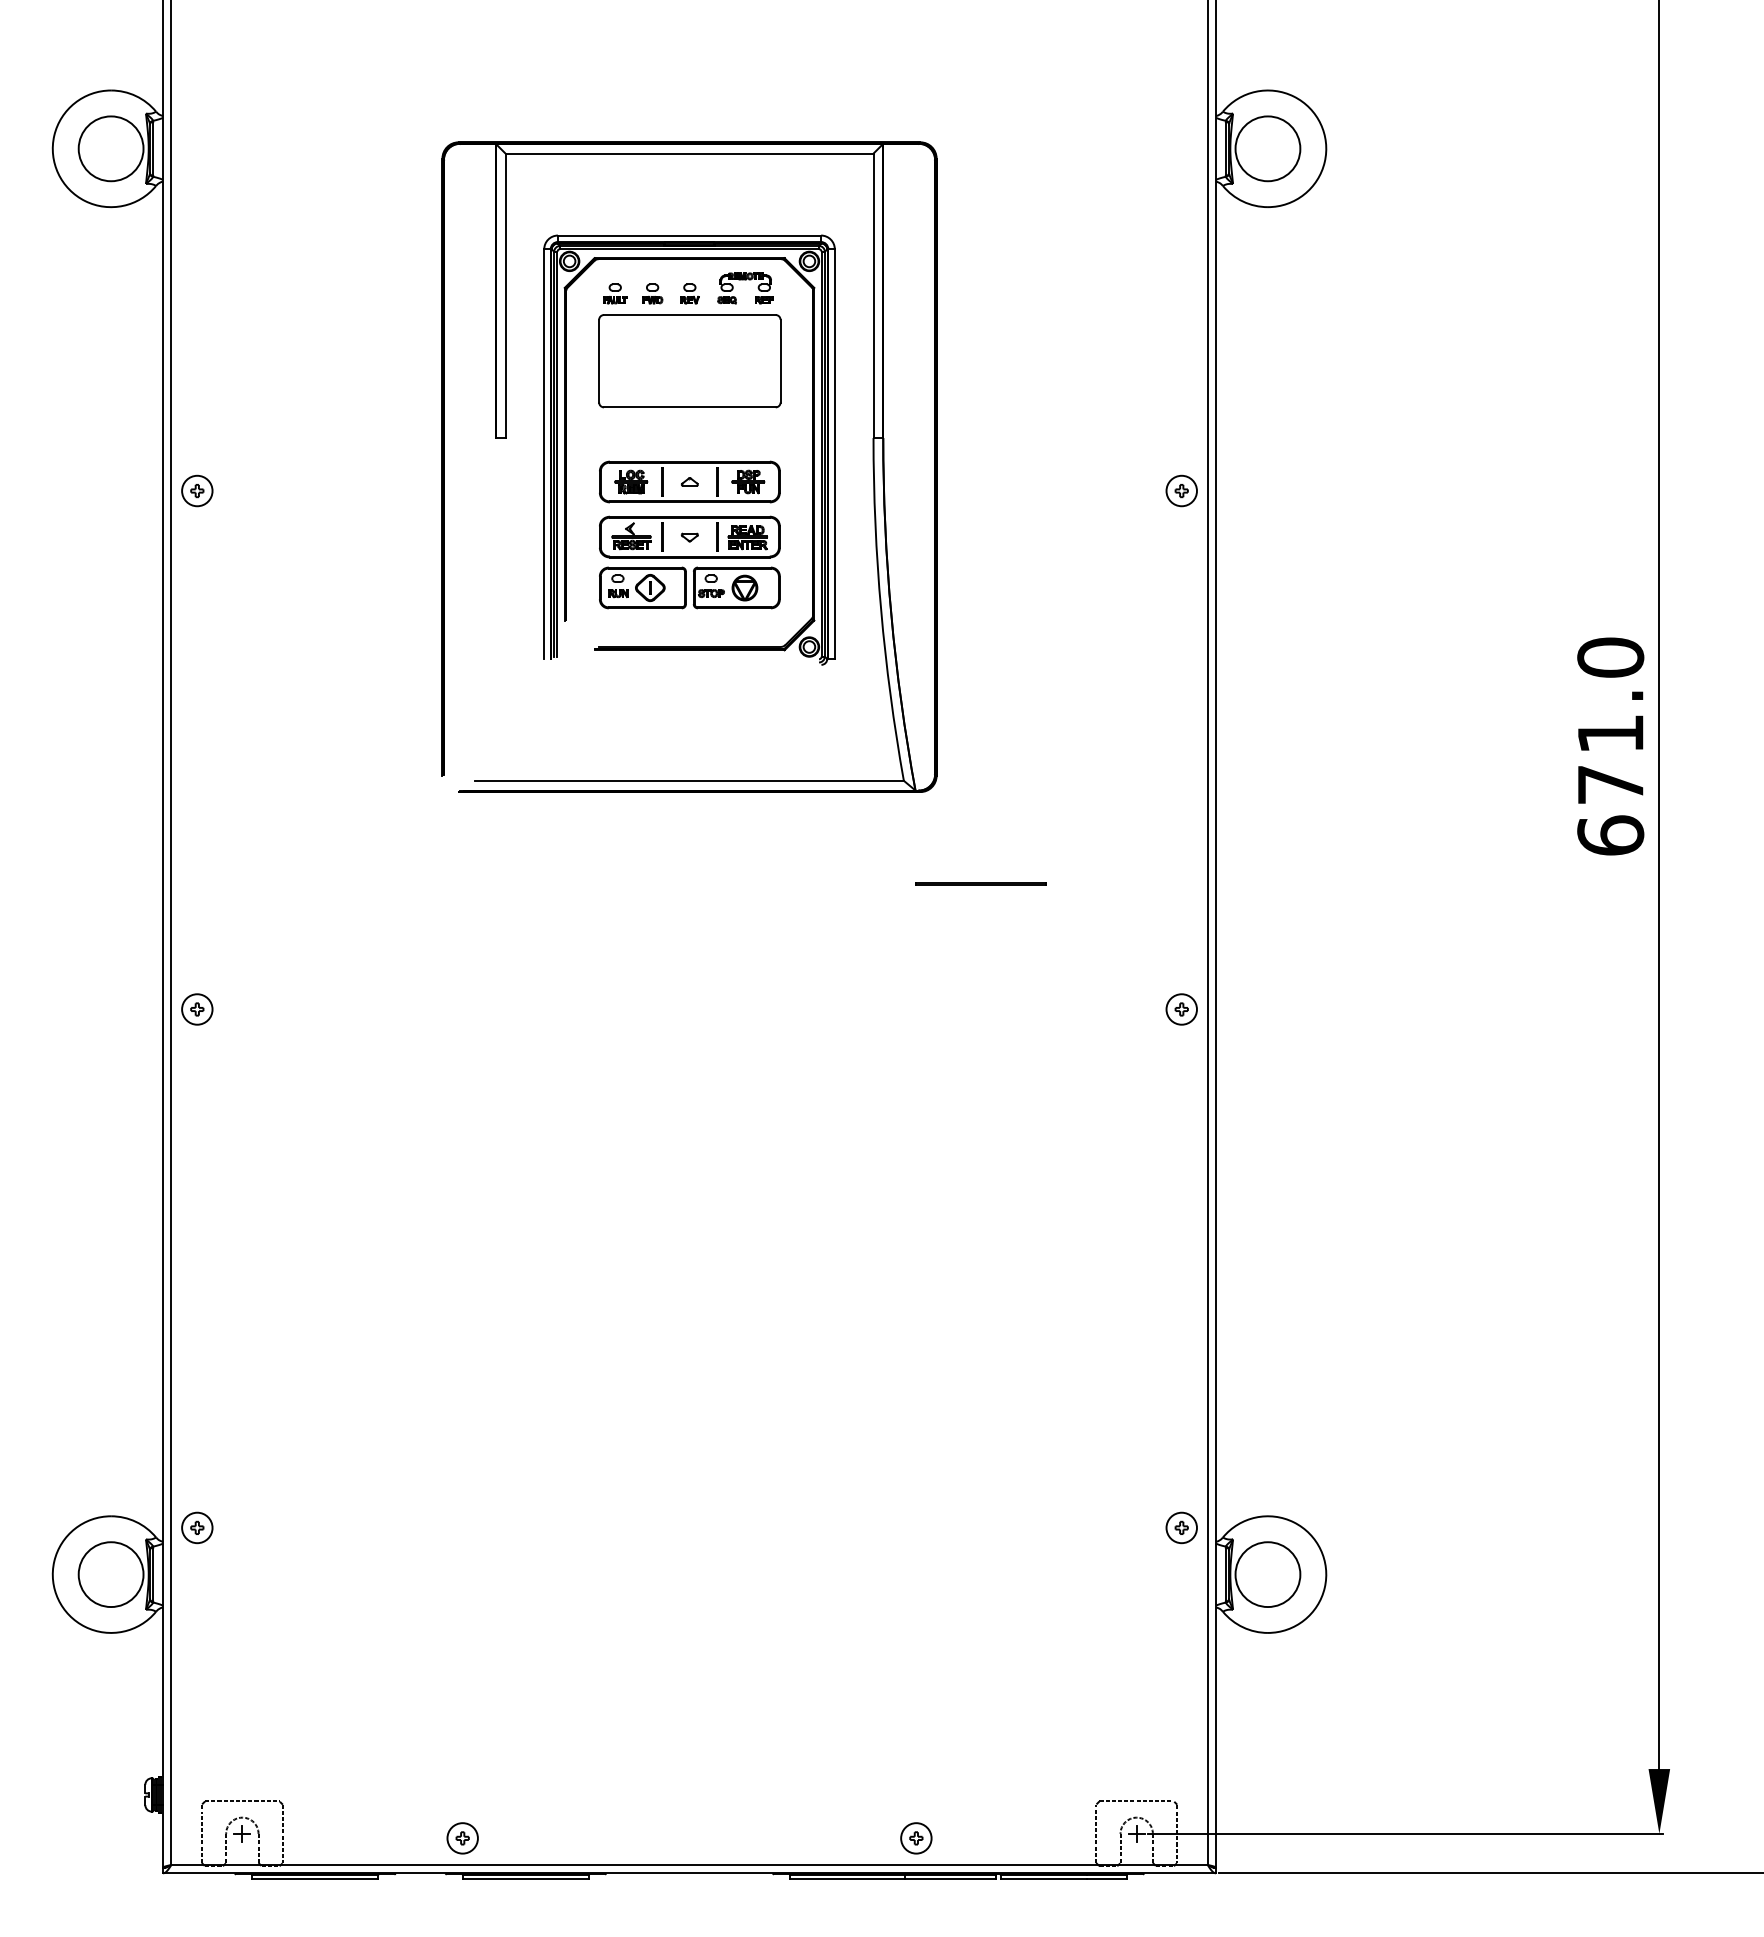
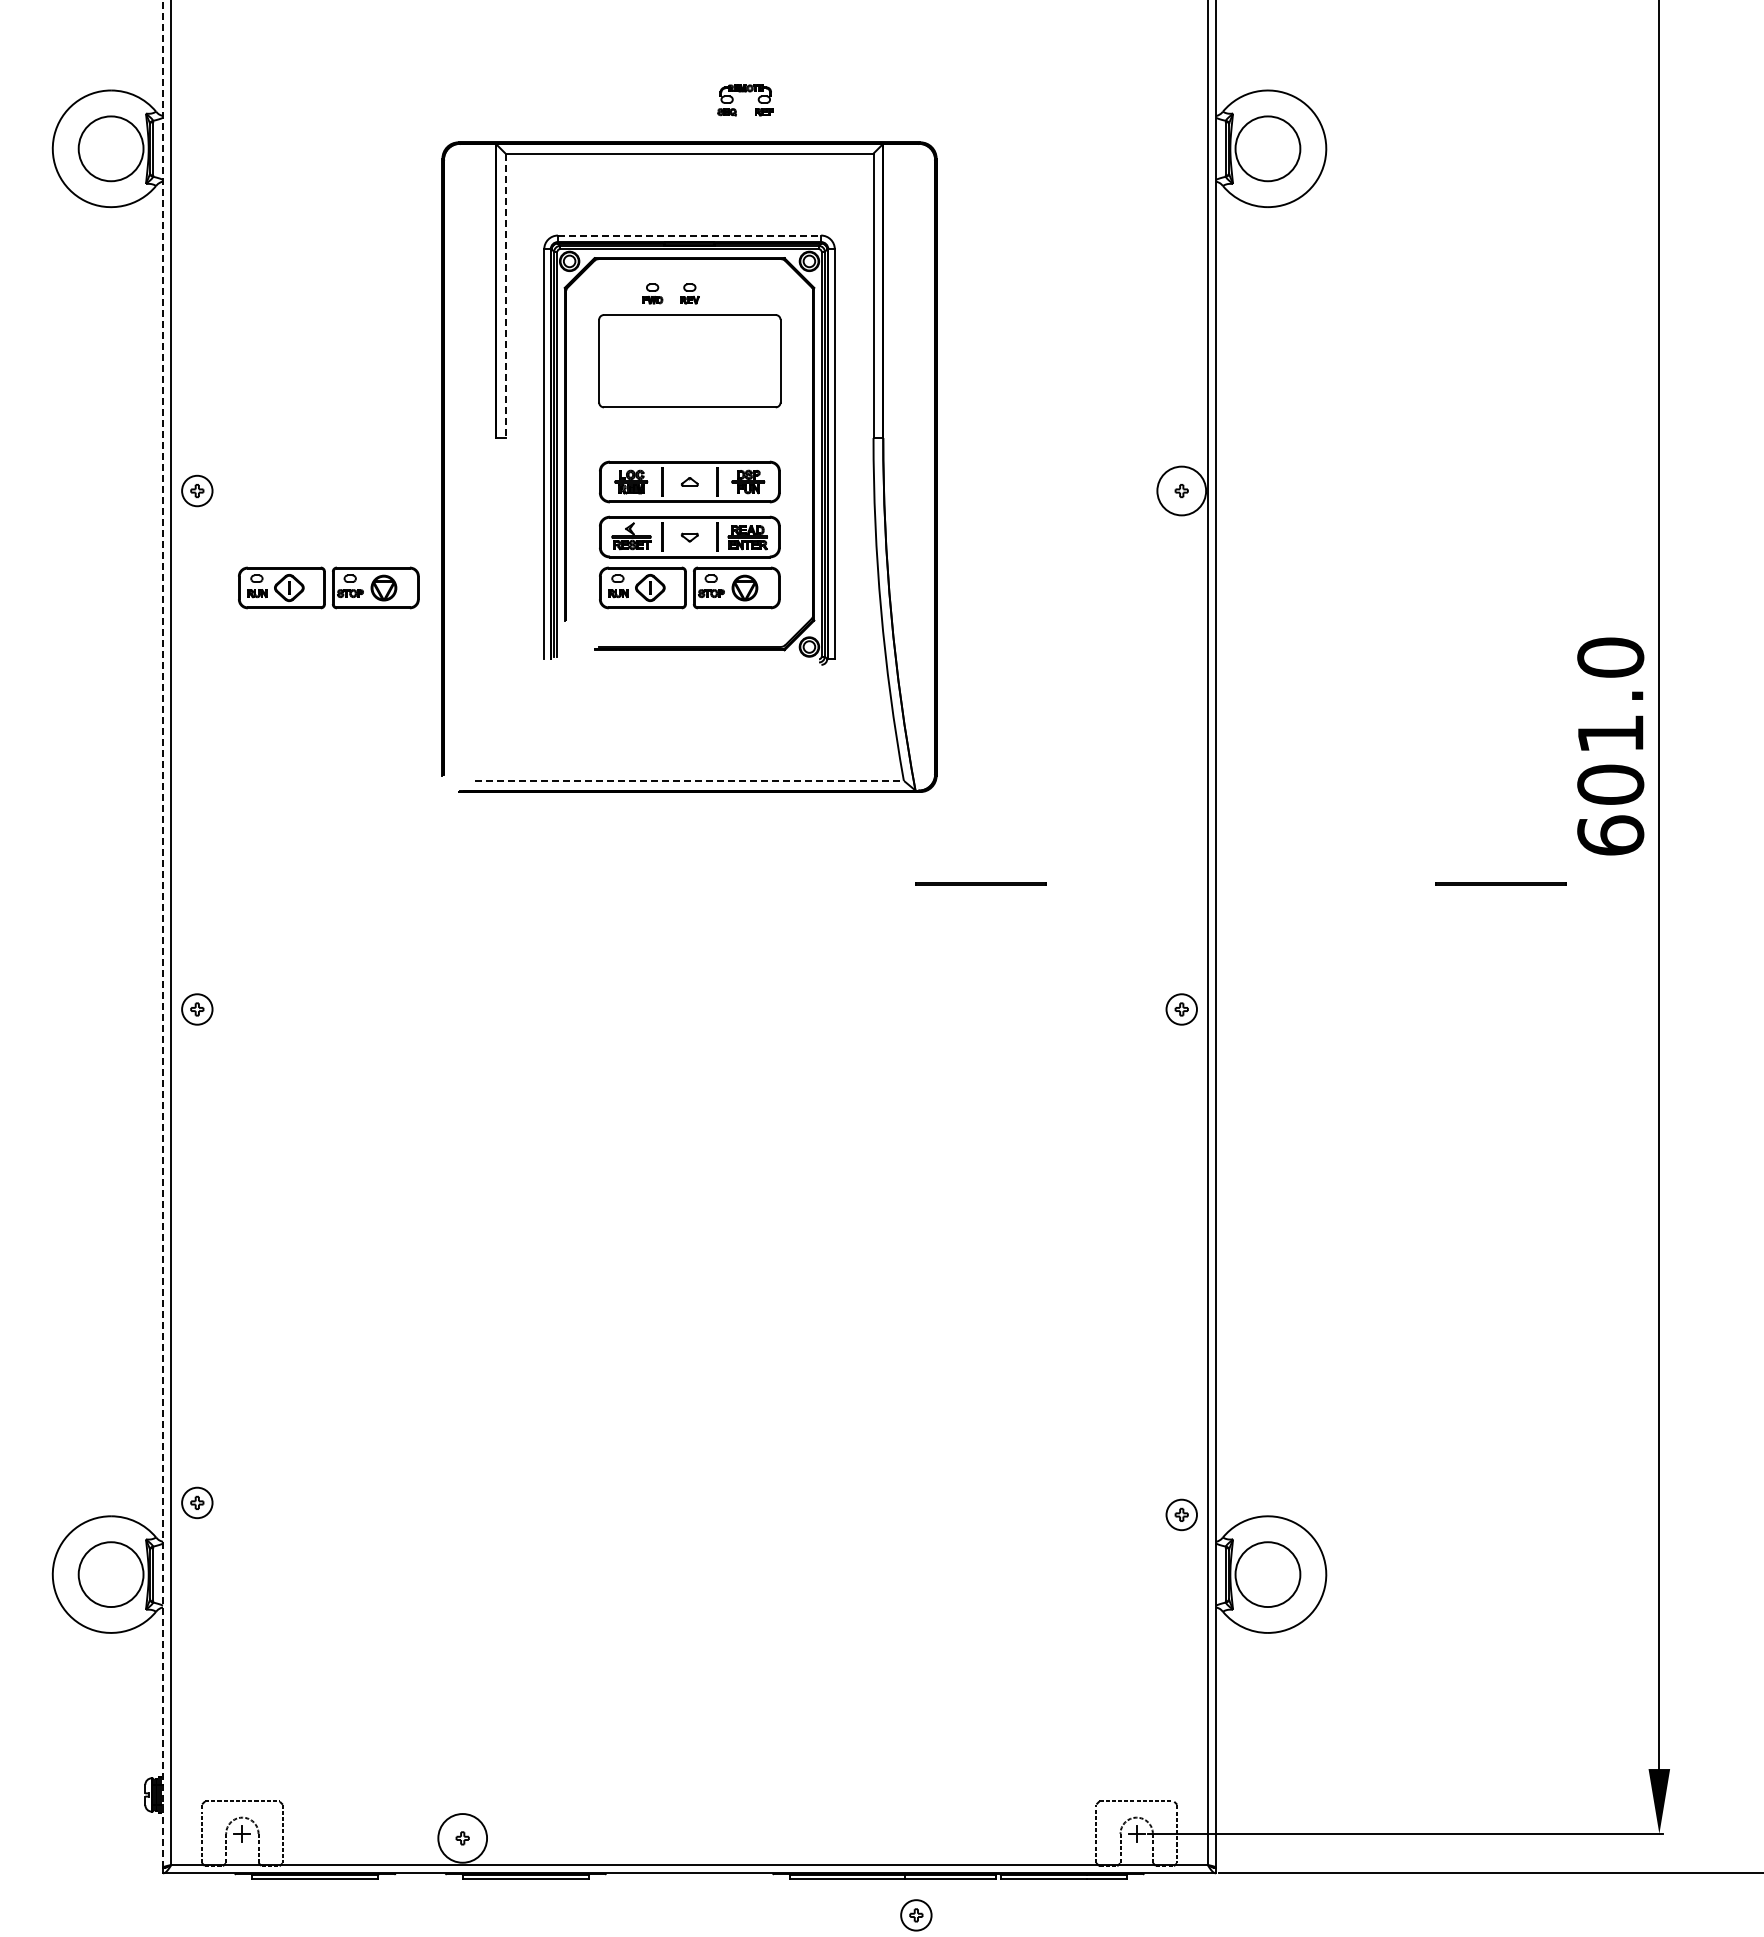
line: solid -> dashed (689, 235)
part position: (745, 280) -> (745, 92) (745, 92)
part: present -> none (615, 293)
line: solid -> dashed (505, 296)
circle diameter: 30 px -> 49 px (1181, 490)
part: none -> present (328, 587)
line: solid -> dashed (690, 780)
text: 671.0 -> 601.0 (1610, 784)
line: none -> present (1500, 883)
line: solid -> dashed (162, 934)
part position: (197, 1527) -> (197, 1502) (197, 1502)
part position: (1181, 1527) -> (1181, 1514) (1181, 1514)
circle diameter: 30 px -> 49 px (462, 1838)
part position: (916, 1838) -> (916, 1915) (916, 1915)
